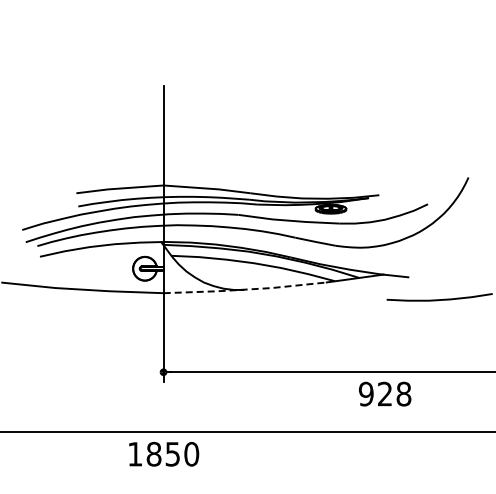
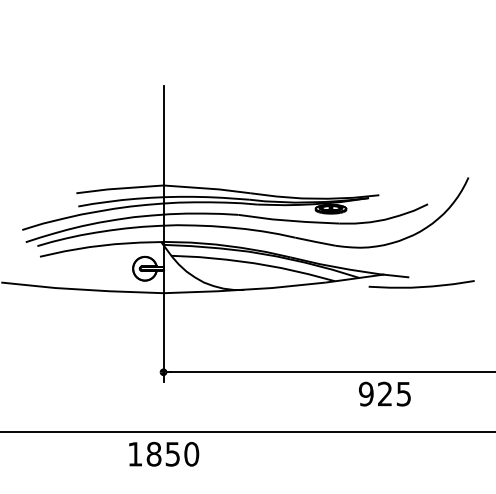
line: dashed -> solid (245, 289)
curve position: (439, 299) -> (421, 286) (421, 286)
text: 928 -> 925 (403, 393)
